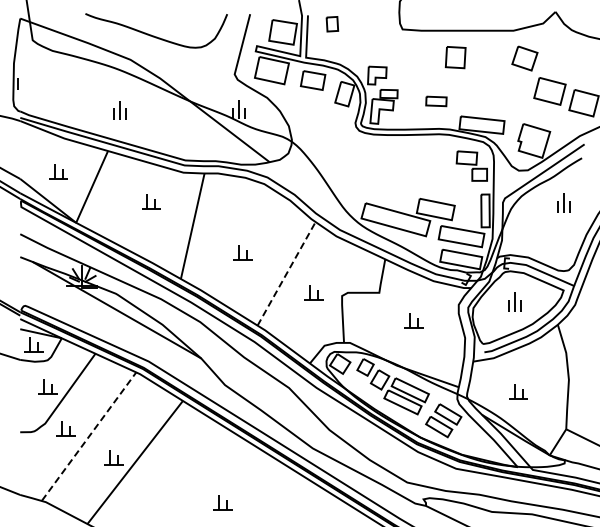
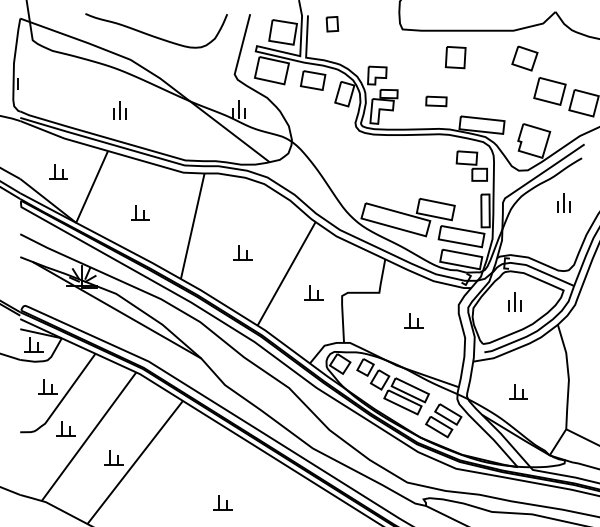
part position: (151, 201) -> (140, 212) (140, 212)
line: dashed -> solid (286, 273)
line: dashed -> solid (89, 436)
